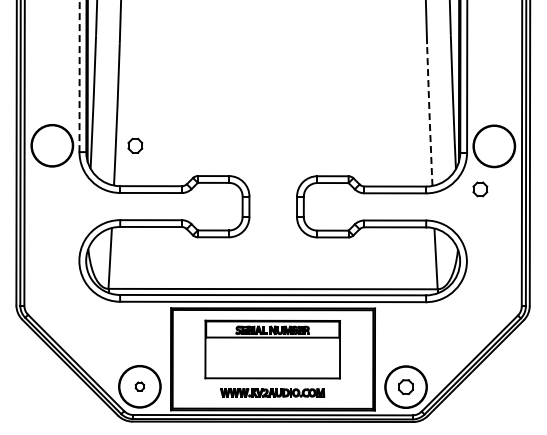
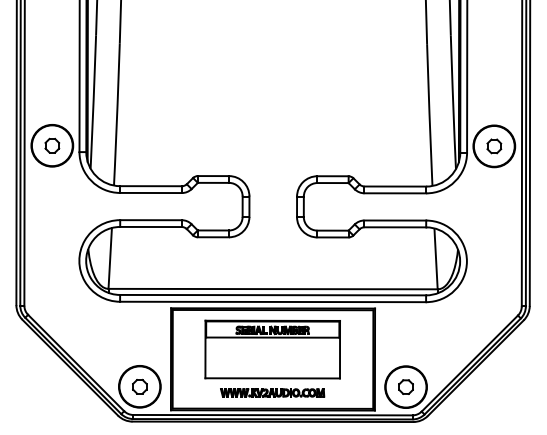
line: dashed -> solid (79, 76)
line: dashed -> solid (429, 115)
part position: (135, 145) -> (52, 145) (52, 145)
part position: (480, 189) -> (494, 146) (494, 146)
part size: 12x11 px -> 16x17 px (139, 386)
